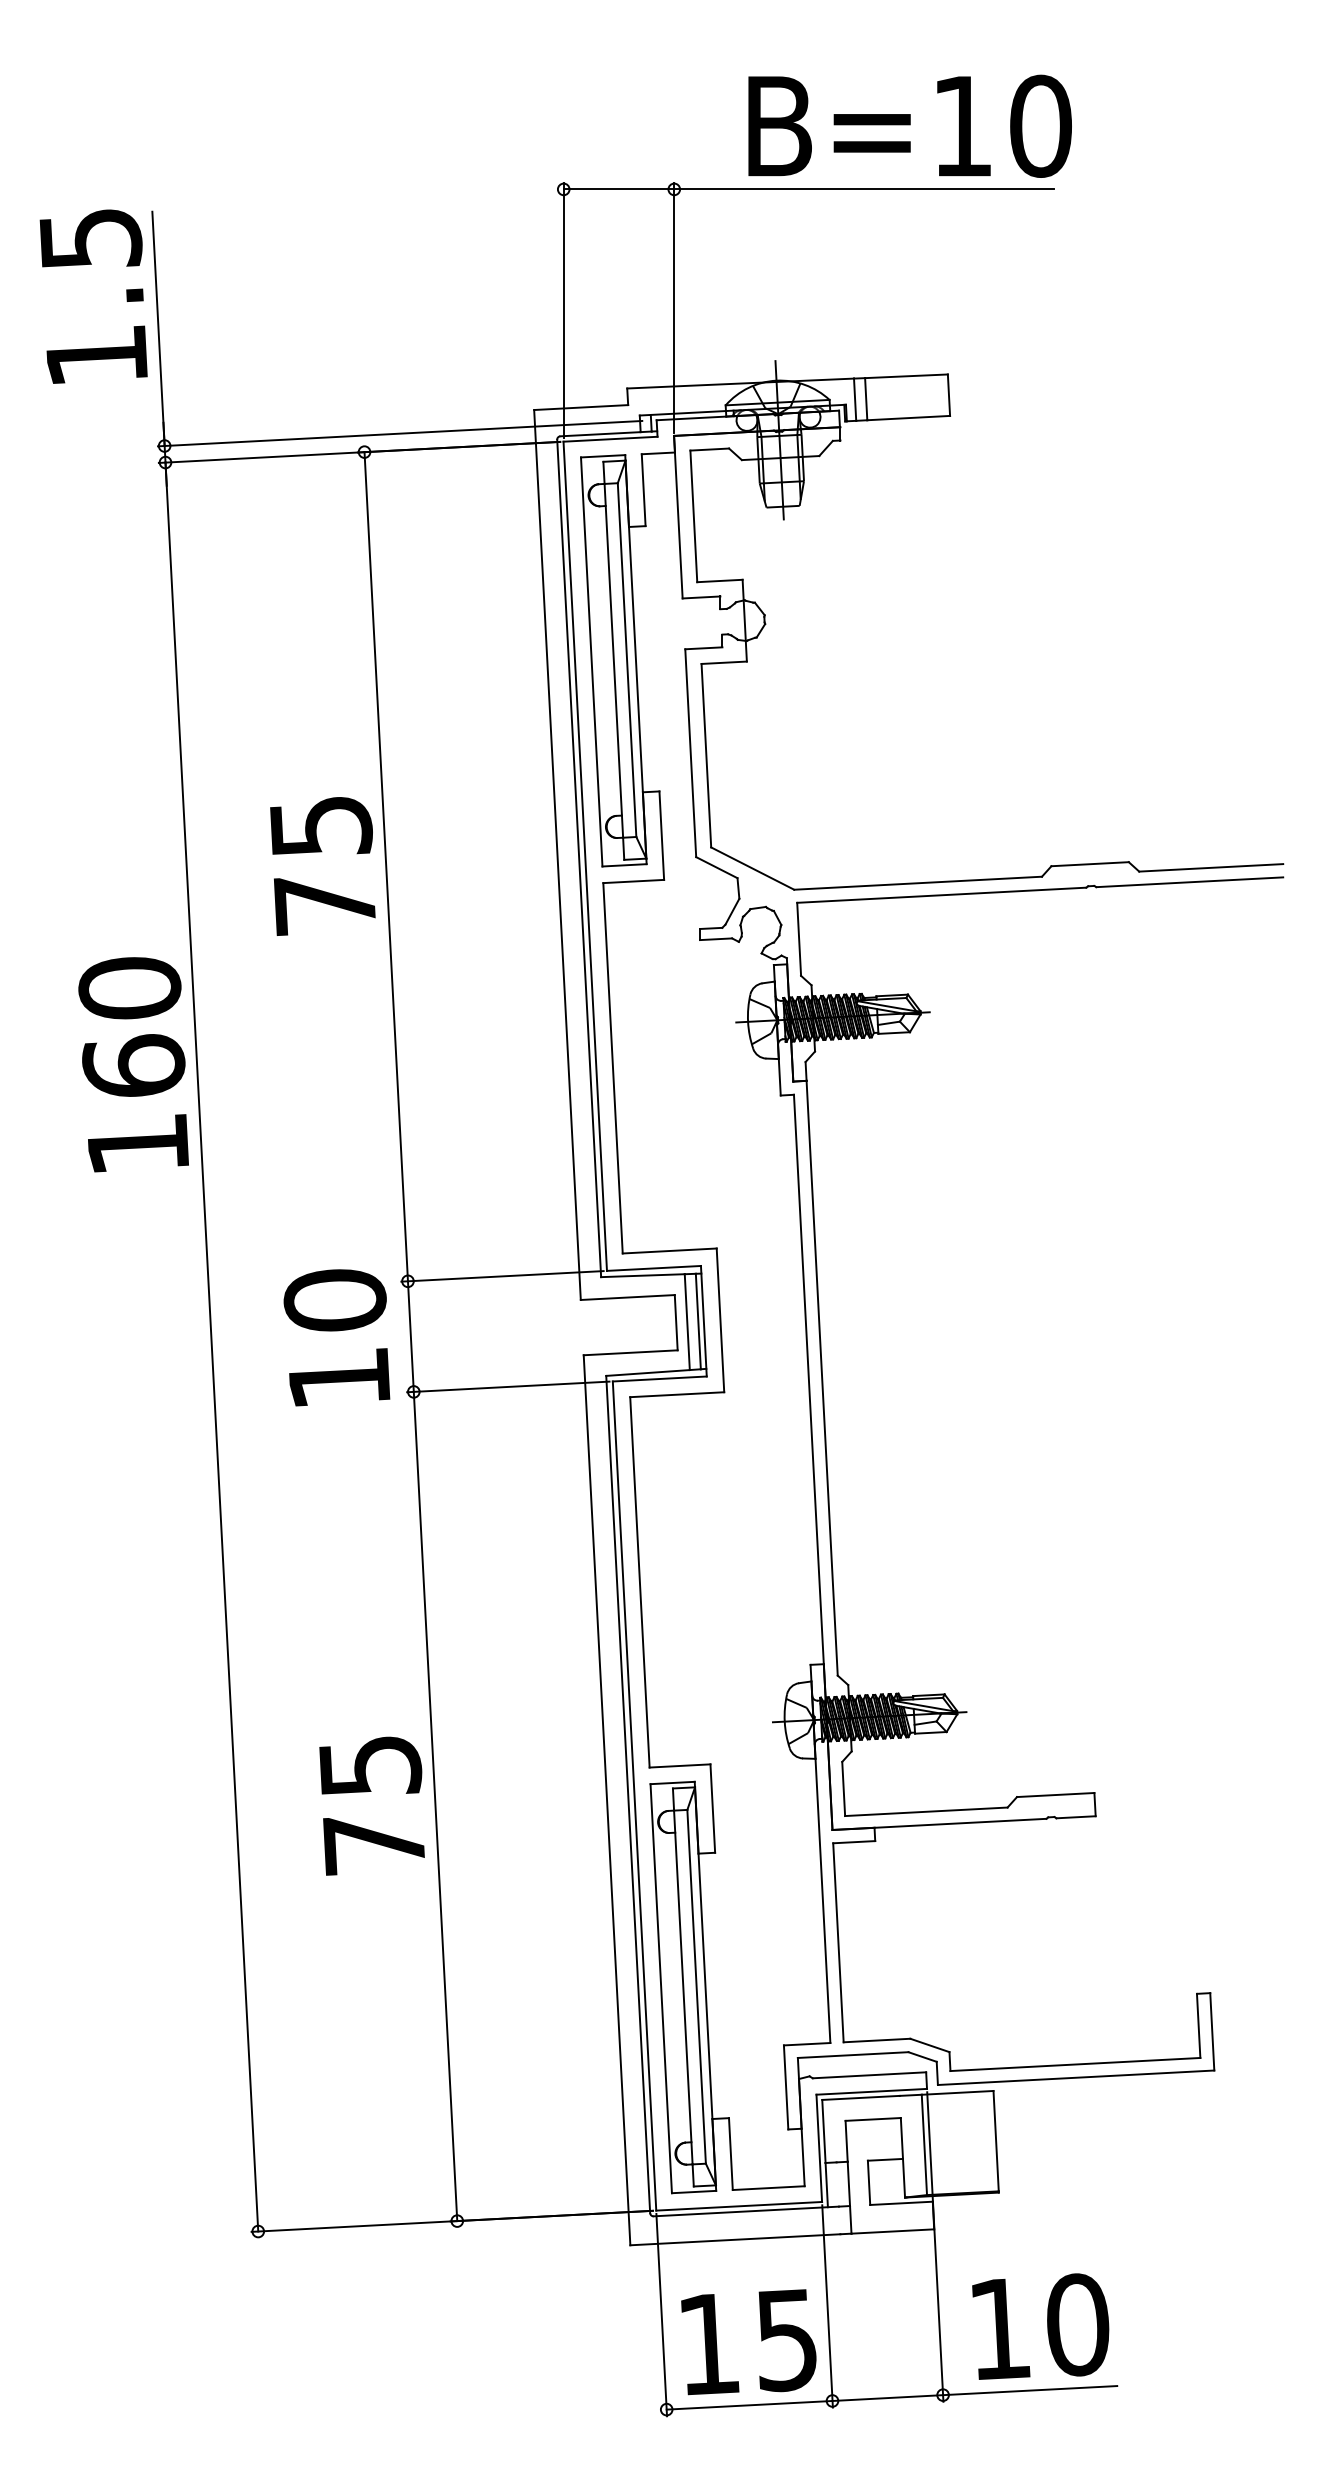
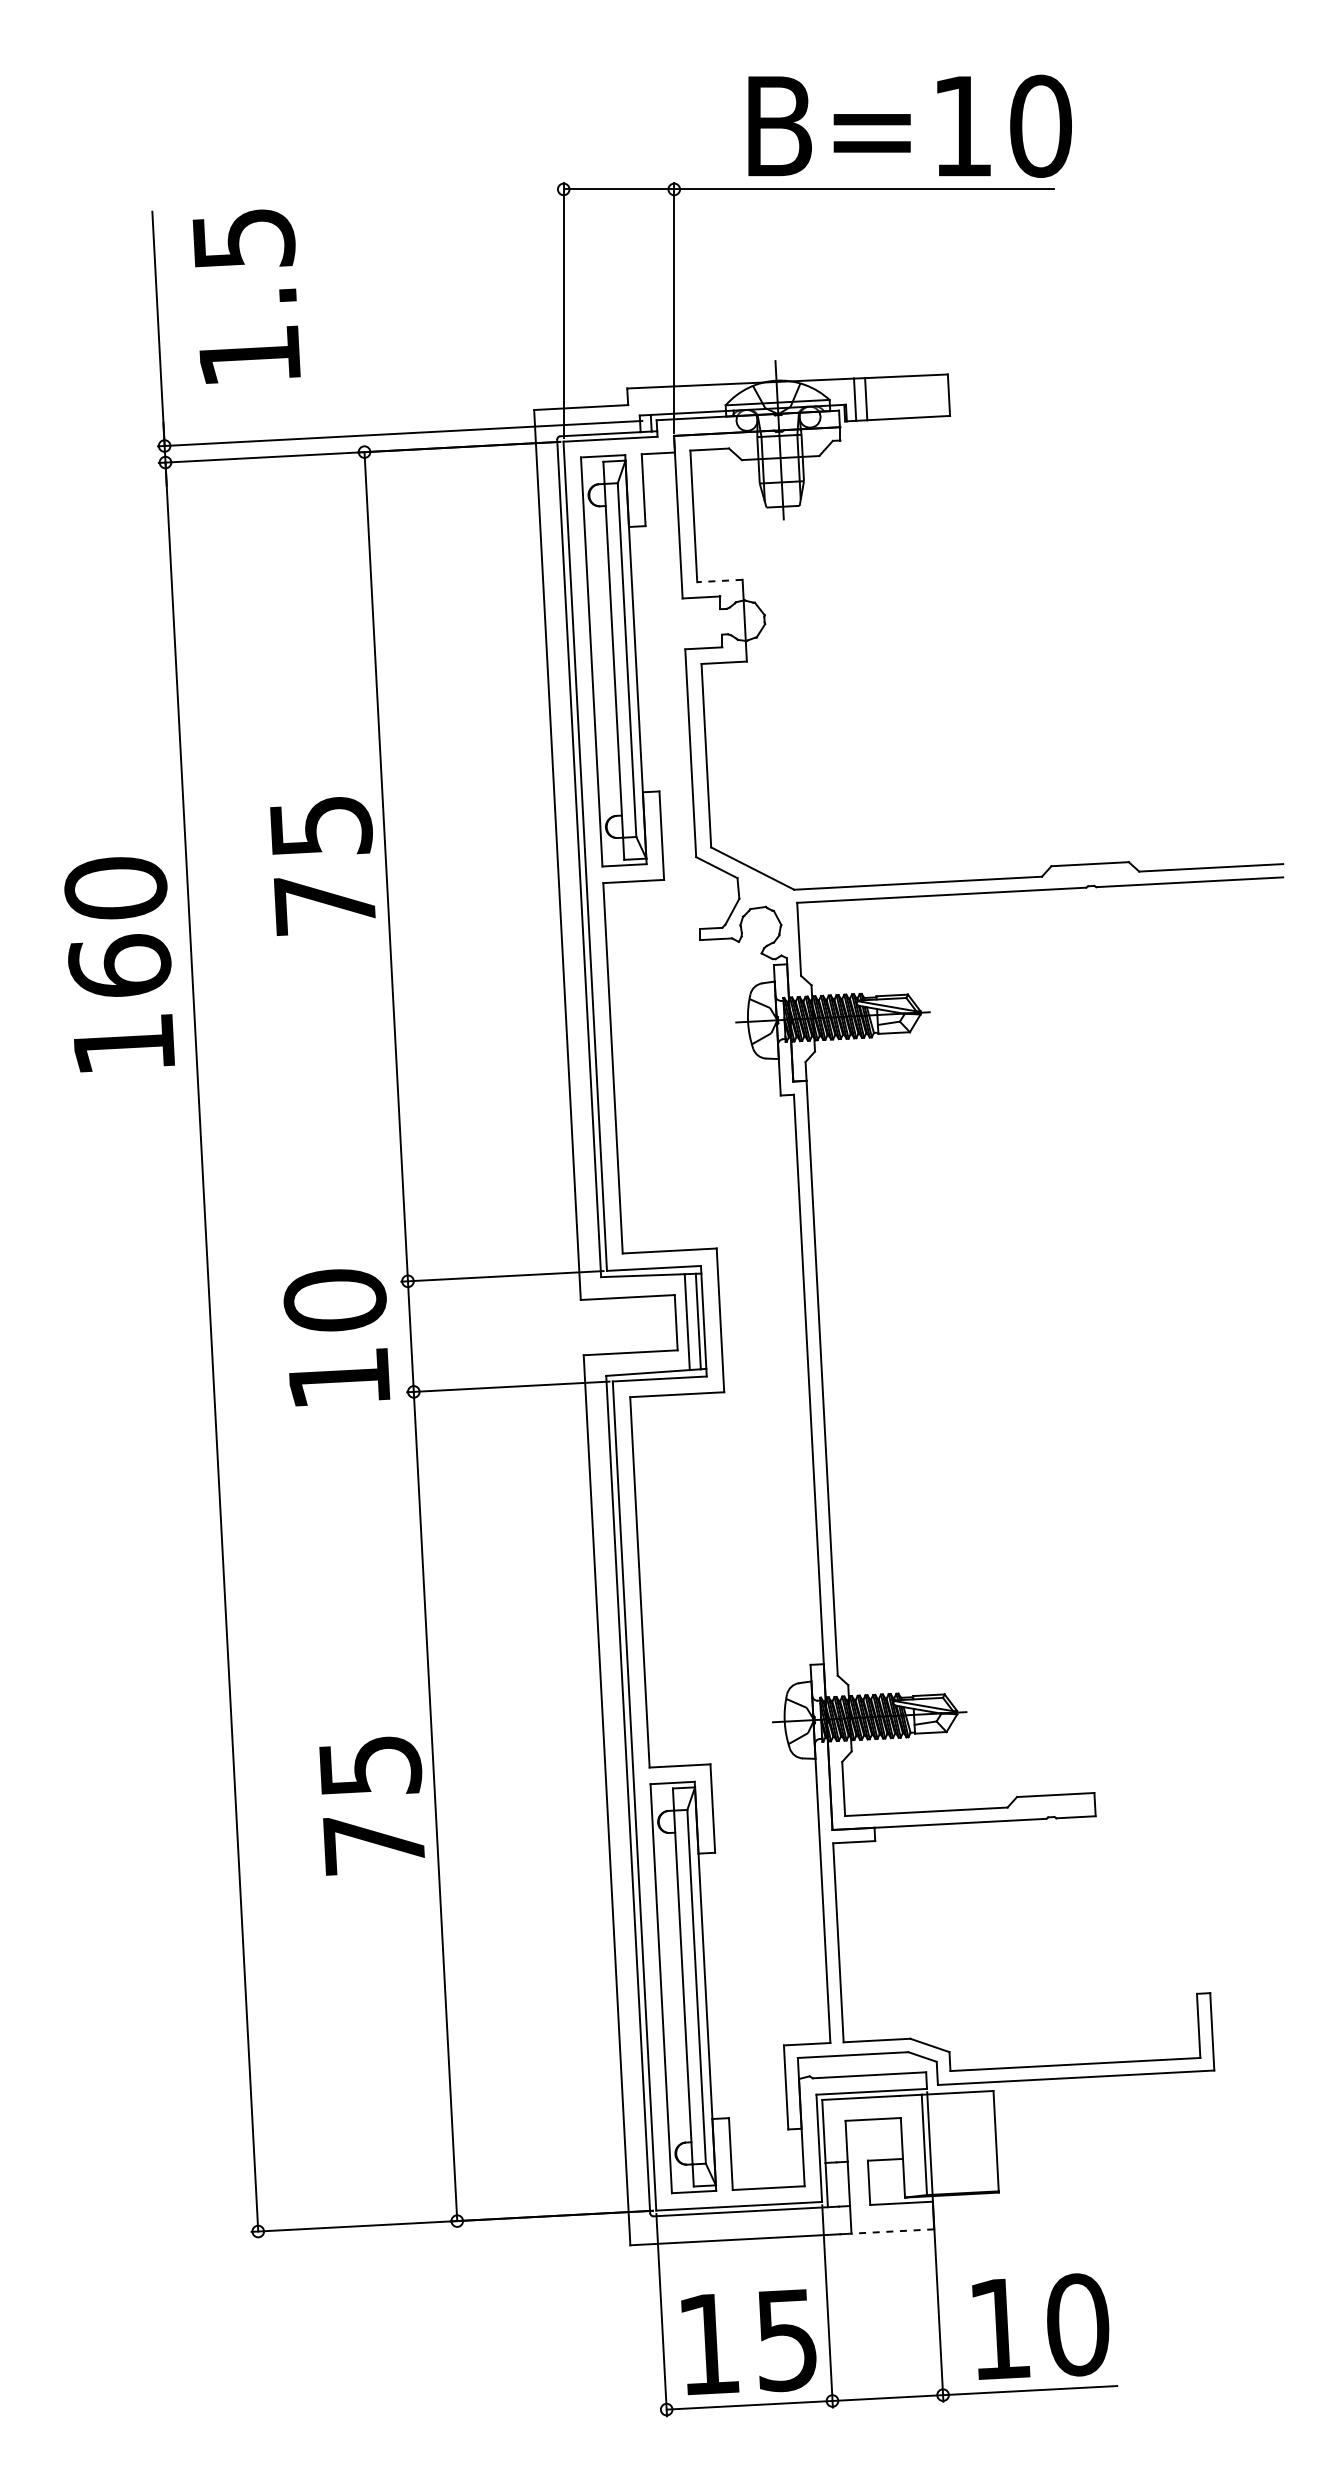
text position: (93, 296) -> (246, 296) (246, 296)
line: solid -> dashed (719, 581)
text position: (133, 1064) -> (119, 964) (119, 964)
line: solid -> dashed (892, 2231)
